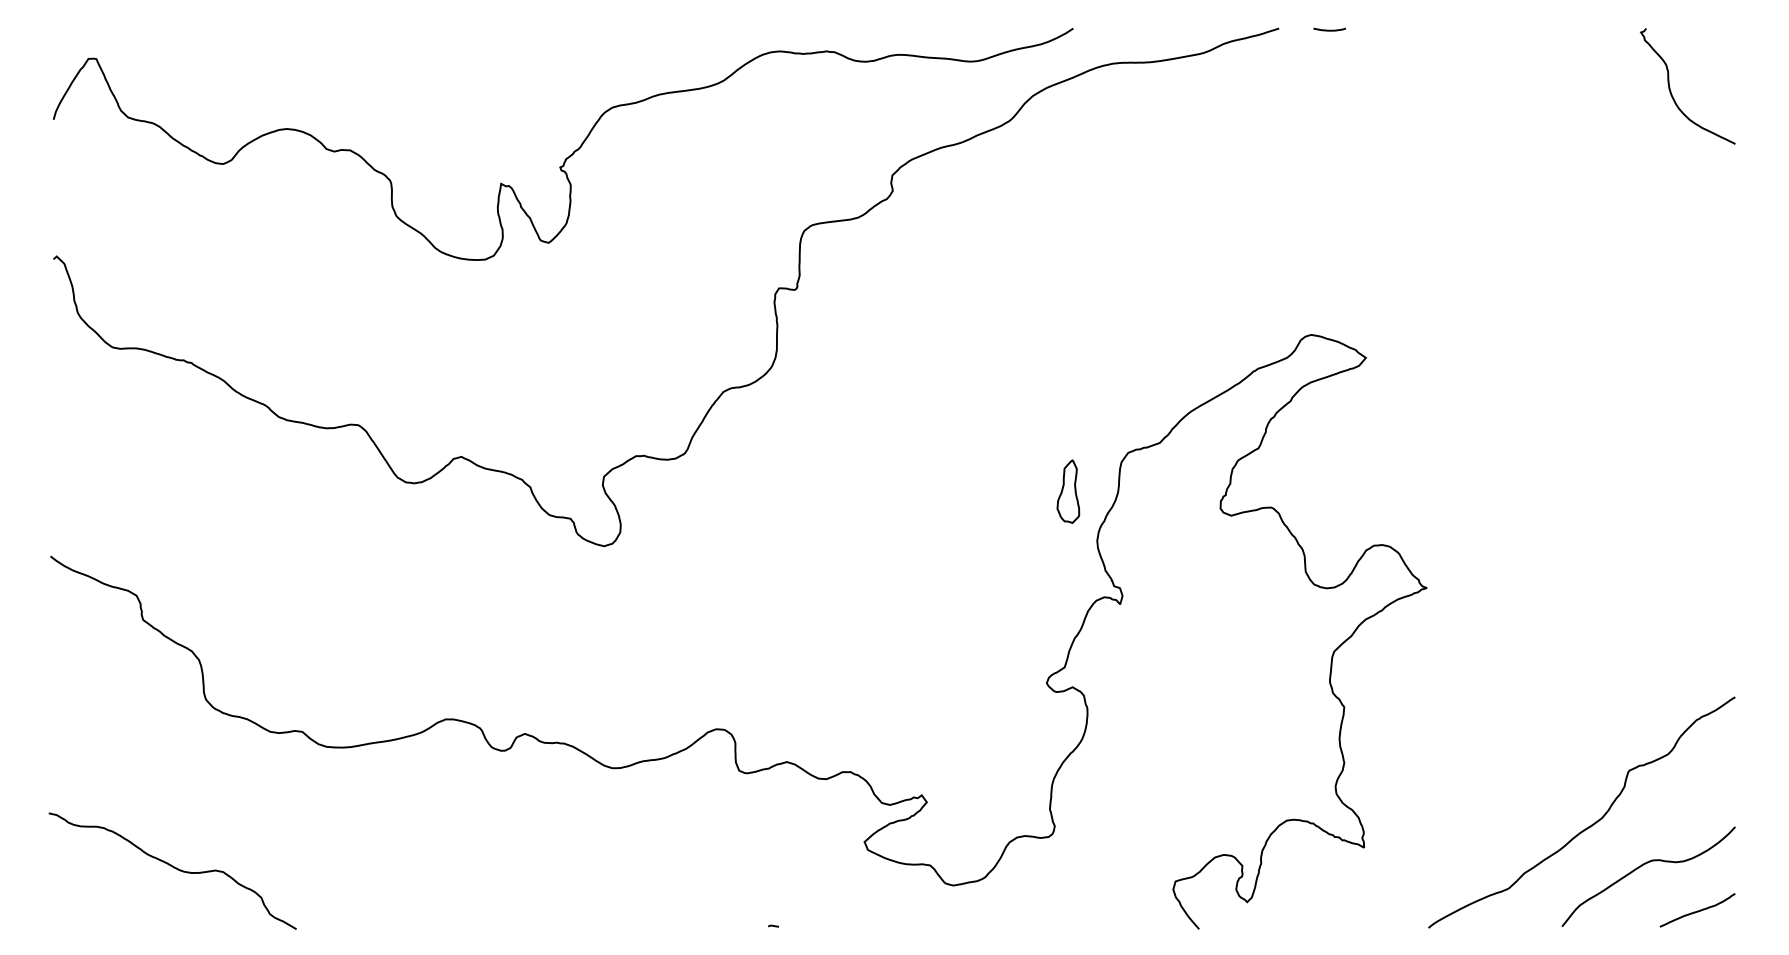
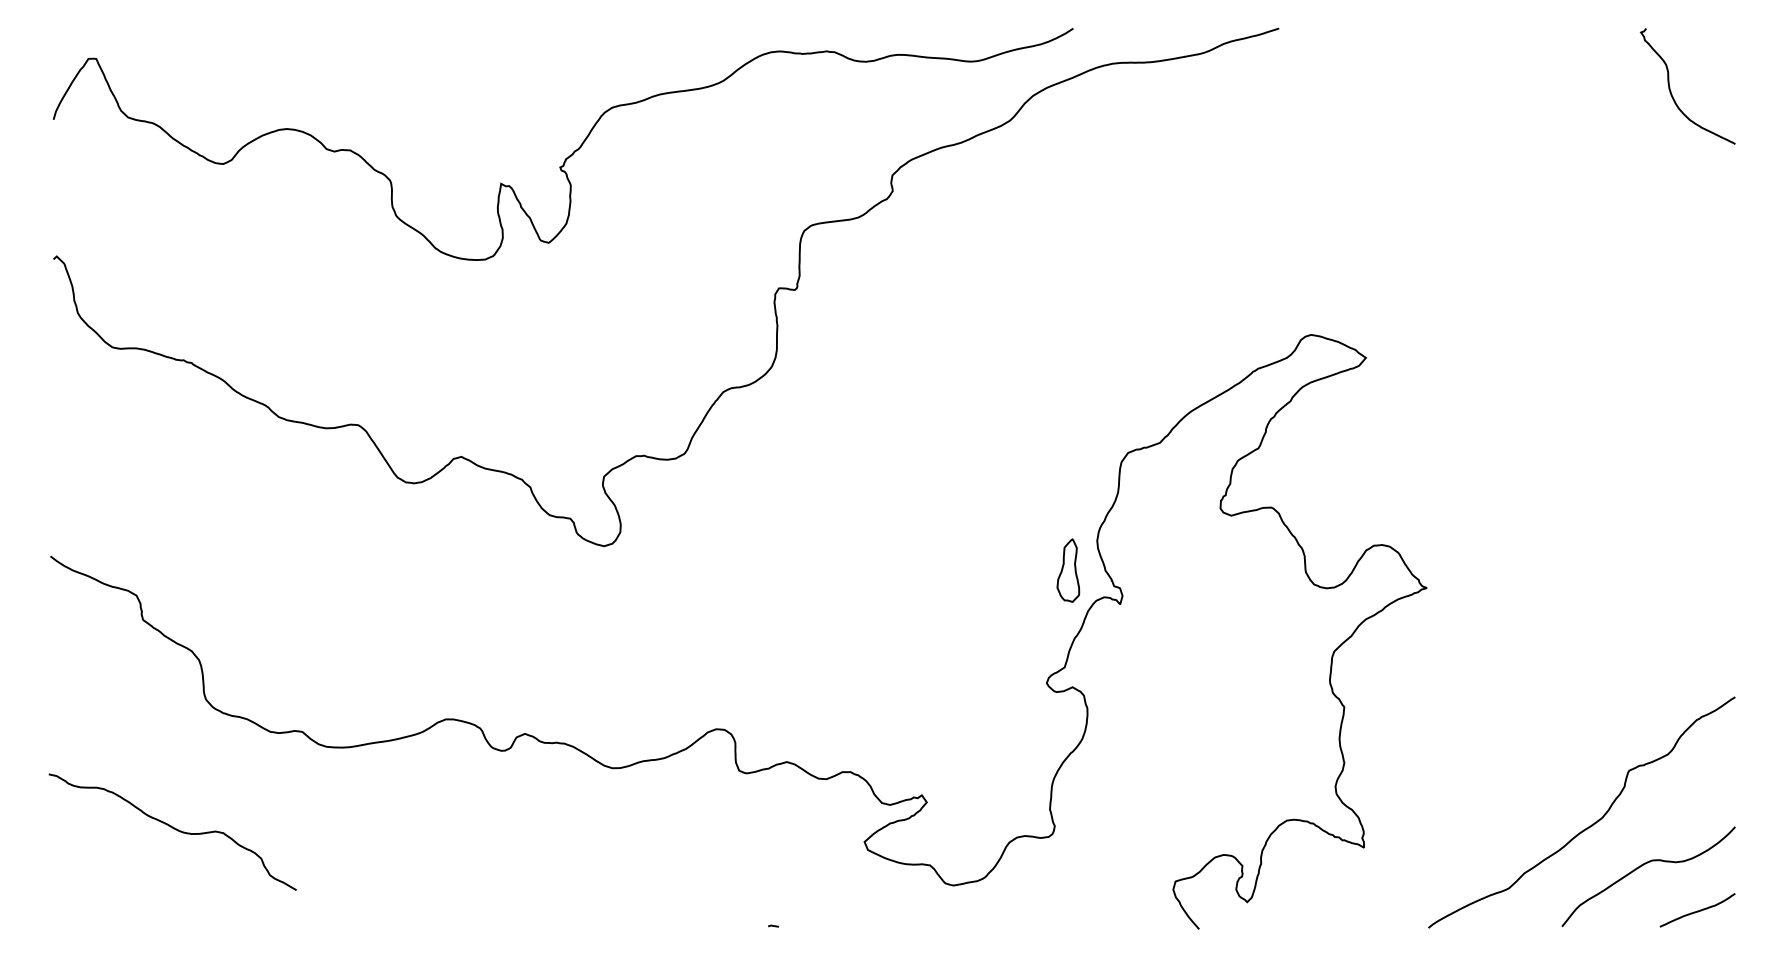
curve: present -> none (1329, 29)
part position: (1068, 491) -> (1068, 570) (1068, 570)
curve position: (173, 868) -> (173, 829) (173, 829)
